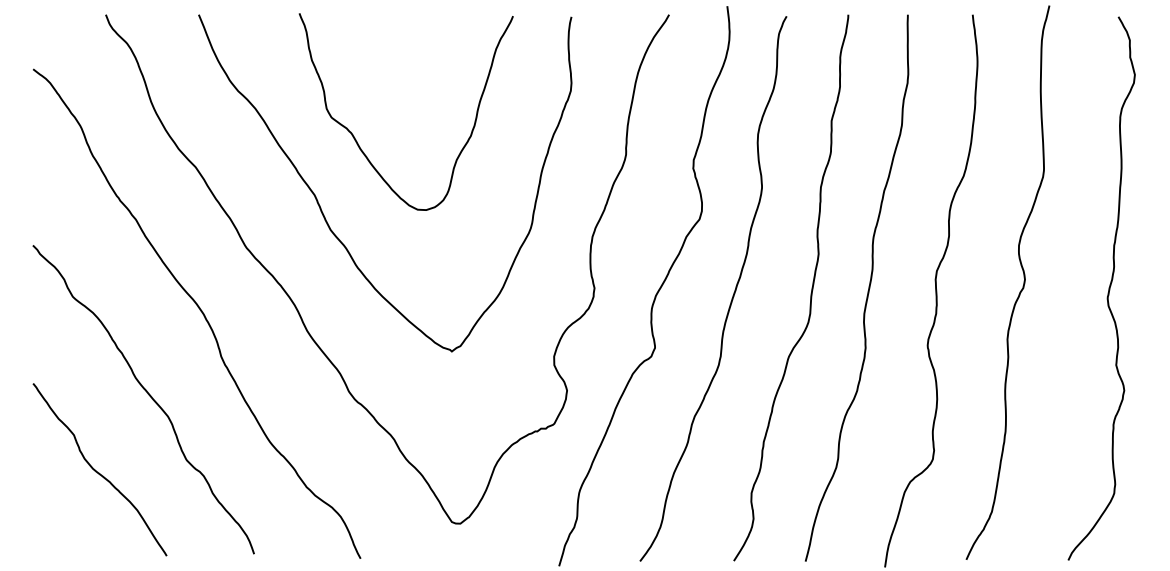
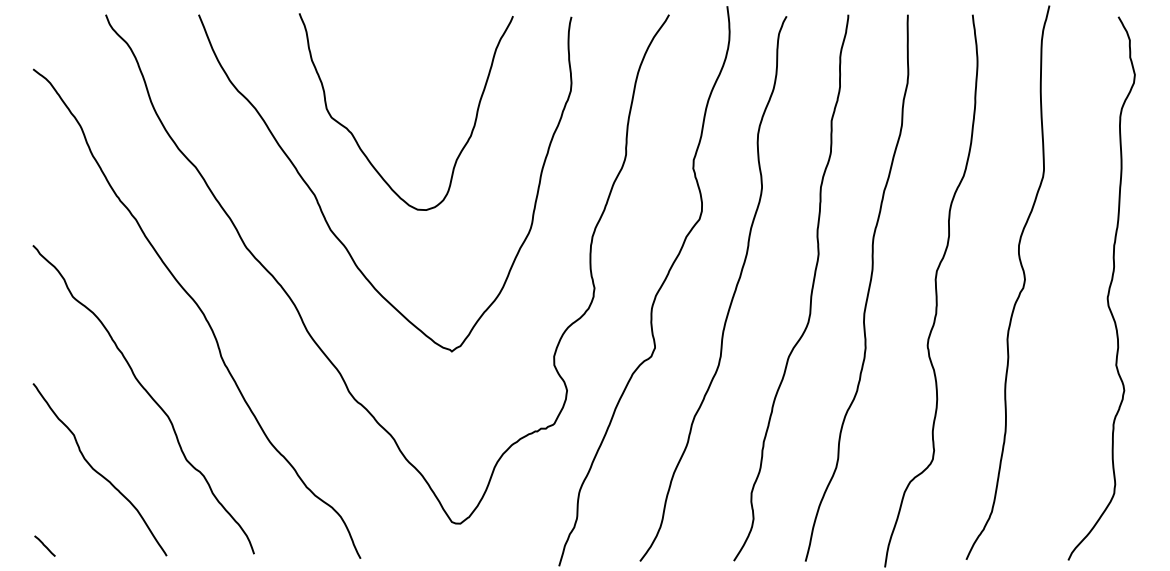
line: none -> present (44, 545)
